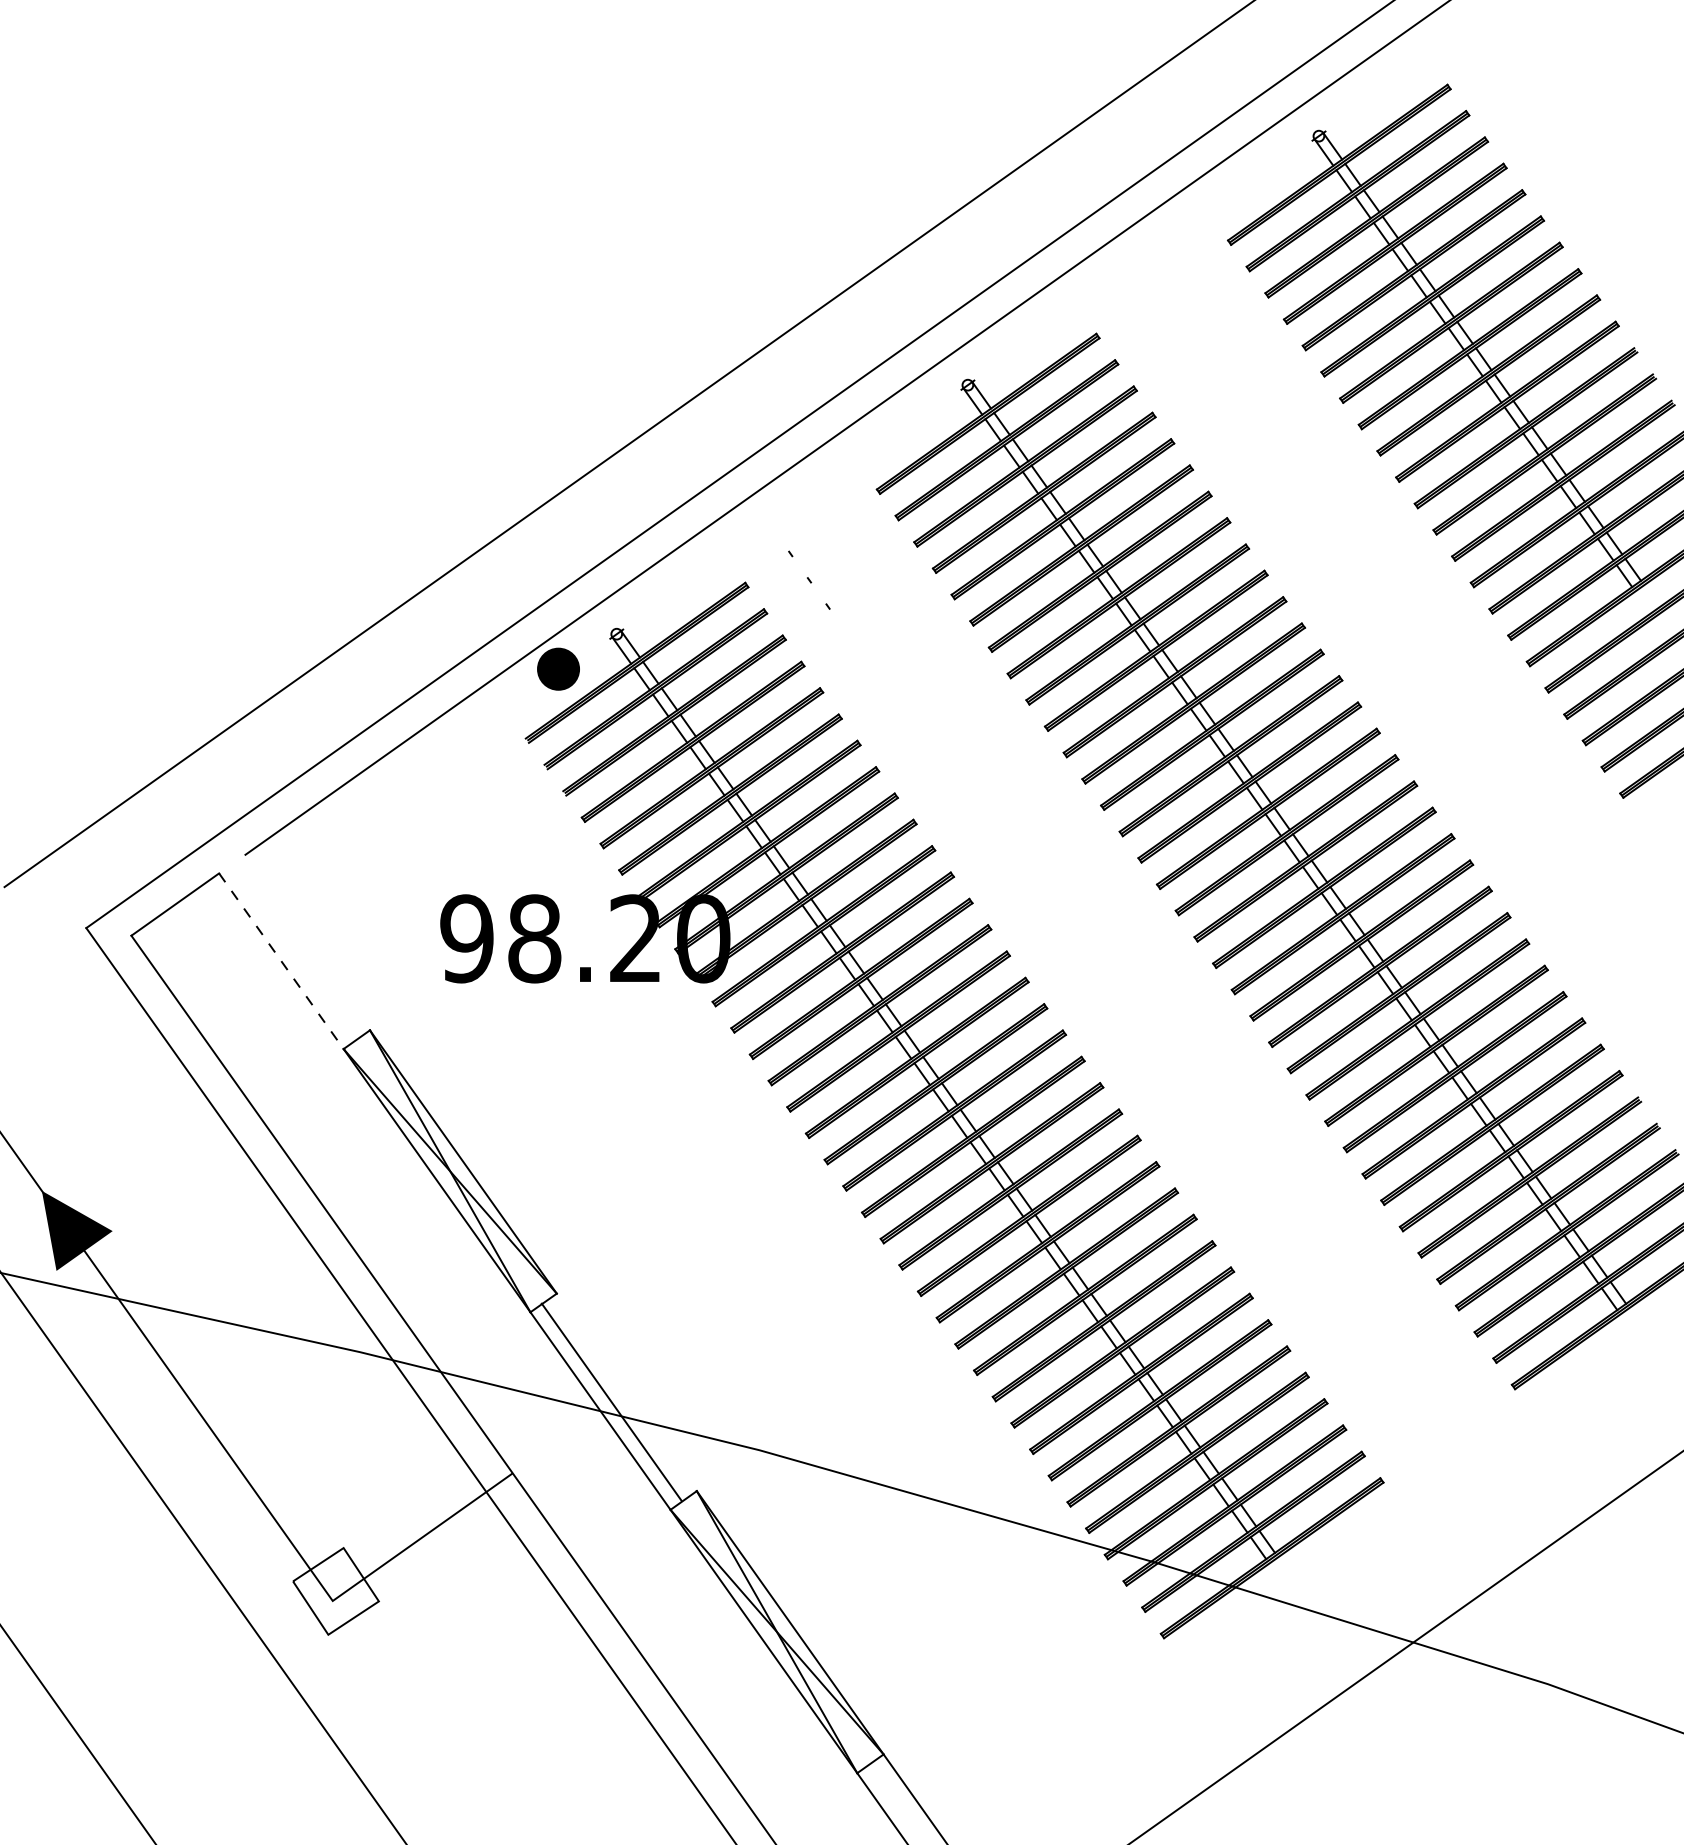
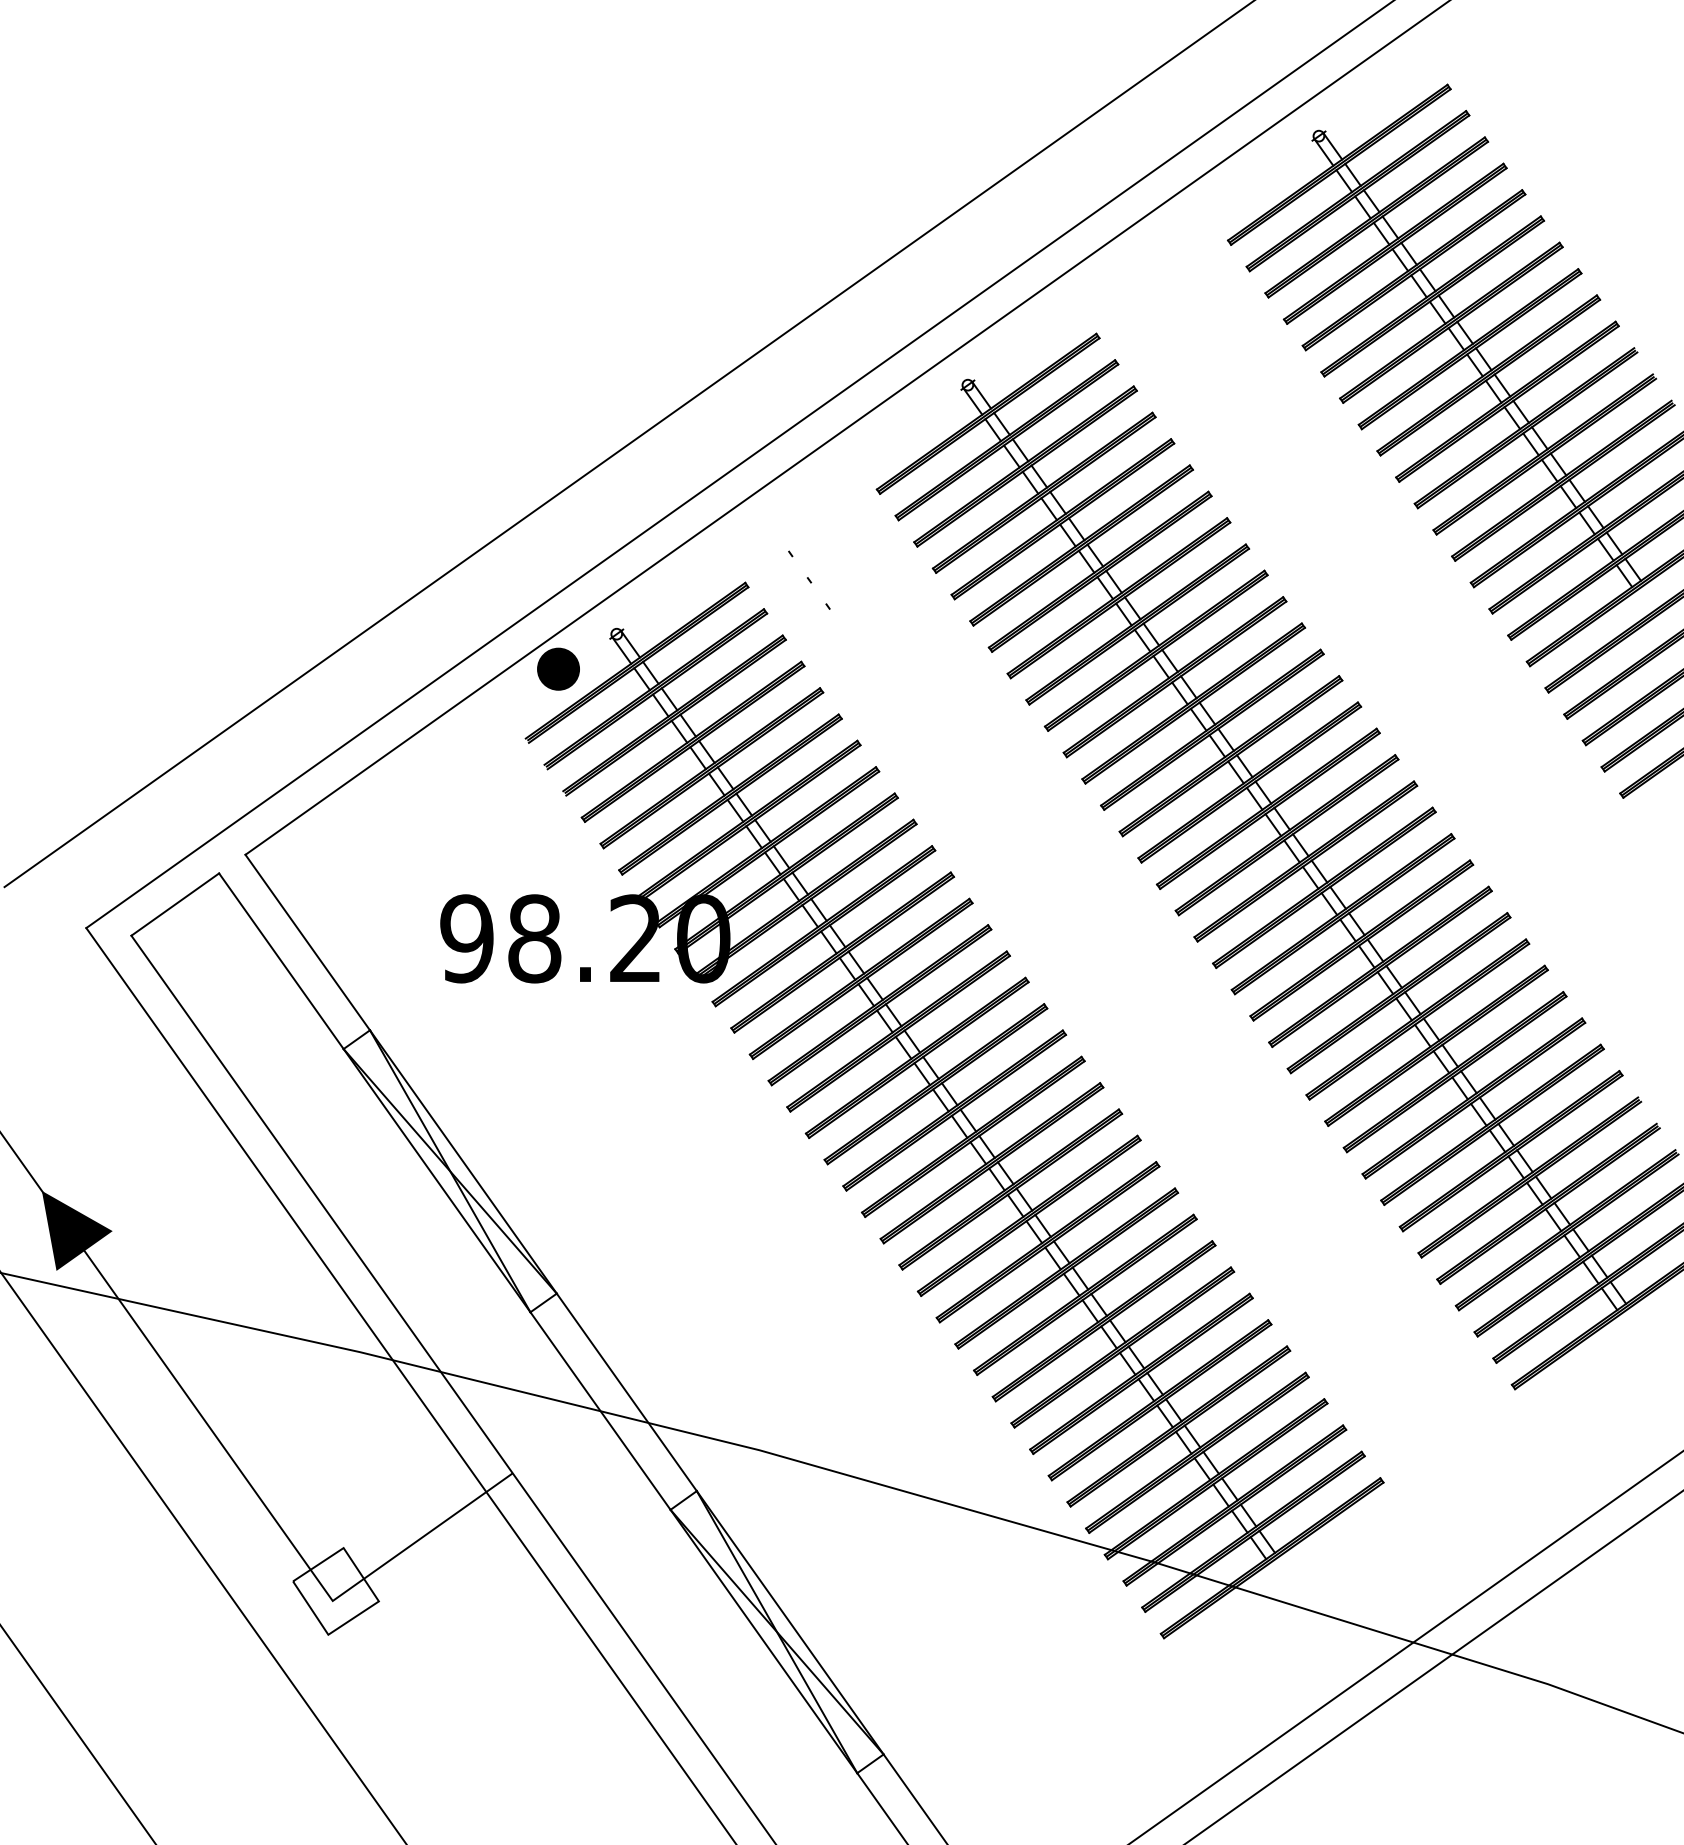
line: none -> present (307, 942)
line: dashed -> solid (281, 961)
line position: (611, 1402) -> (626, 1392) (626, 1392)
line: none -> present (1434, 1666)
